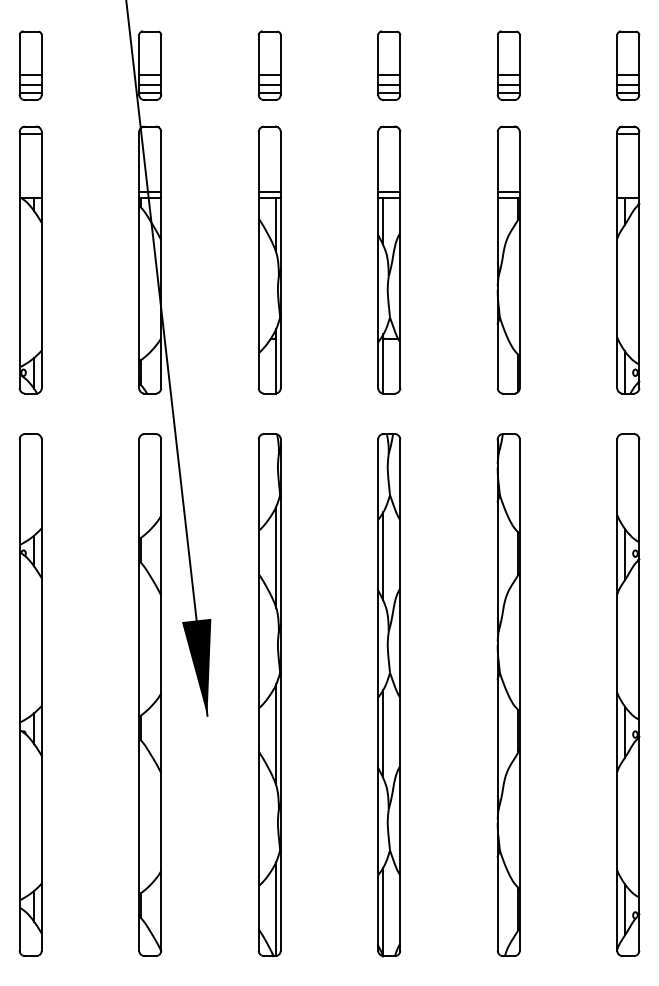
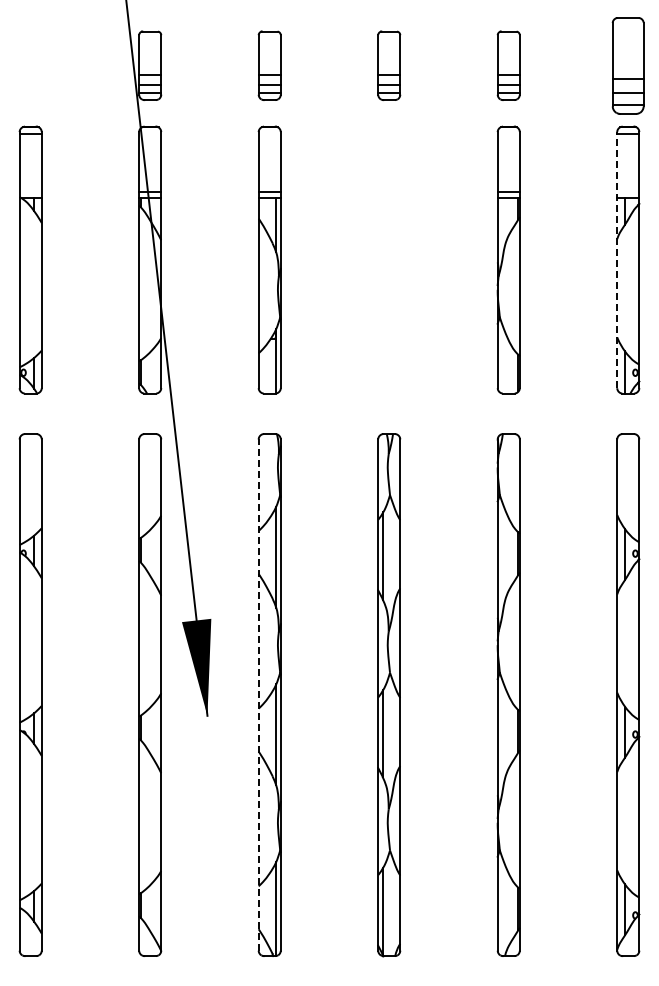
part: present -> none (30, 65)
part size: 25x71 px -> 34x98 px (627, 65)
part: present -> none (389, 259)
line: solid -> dashed (617, 259)
line: solid -> dashed (258, 695)
